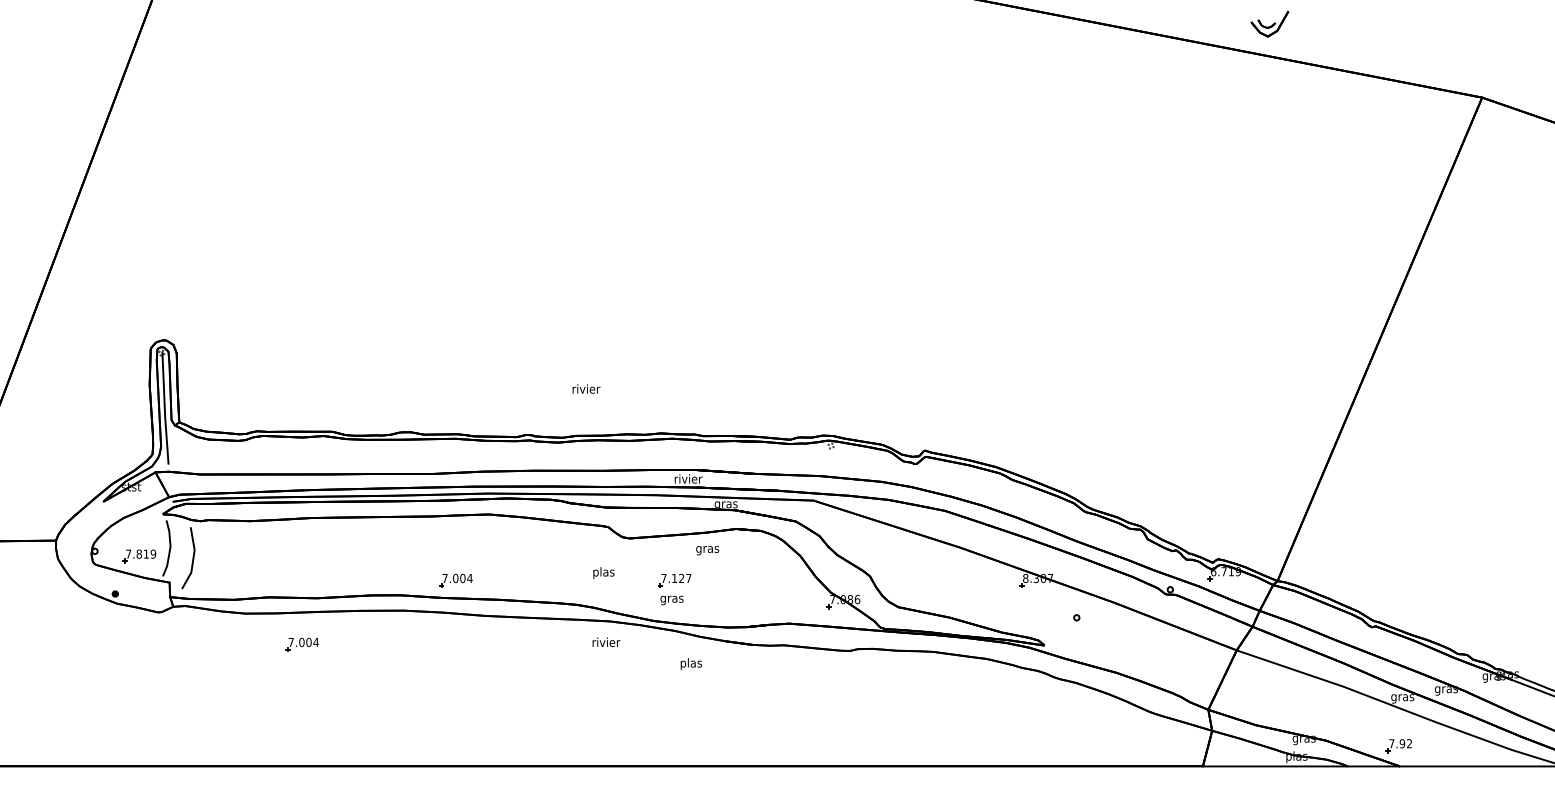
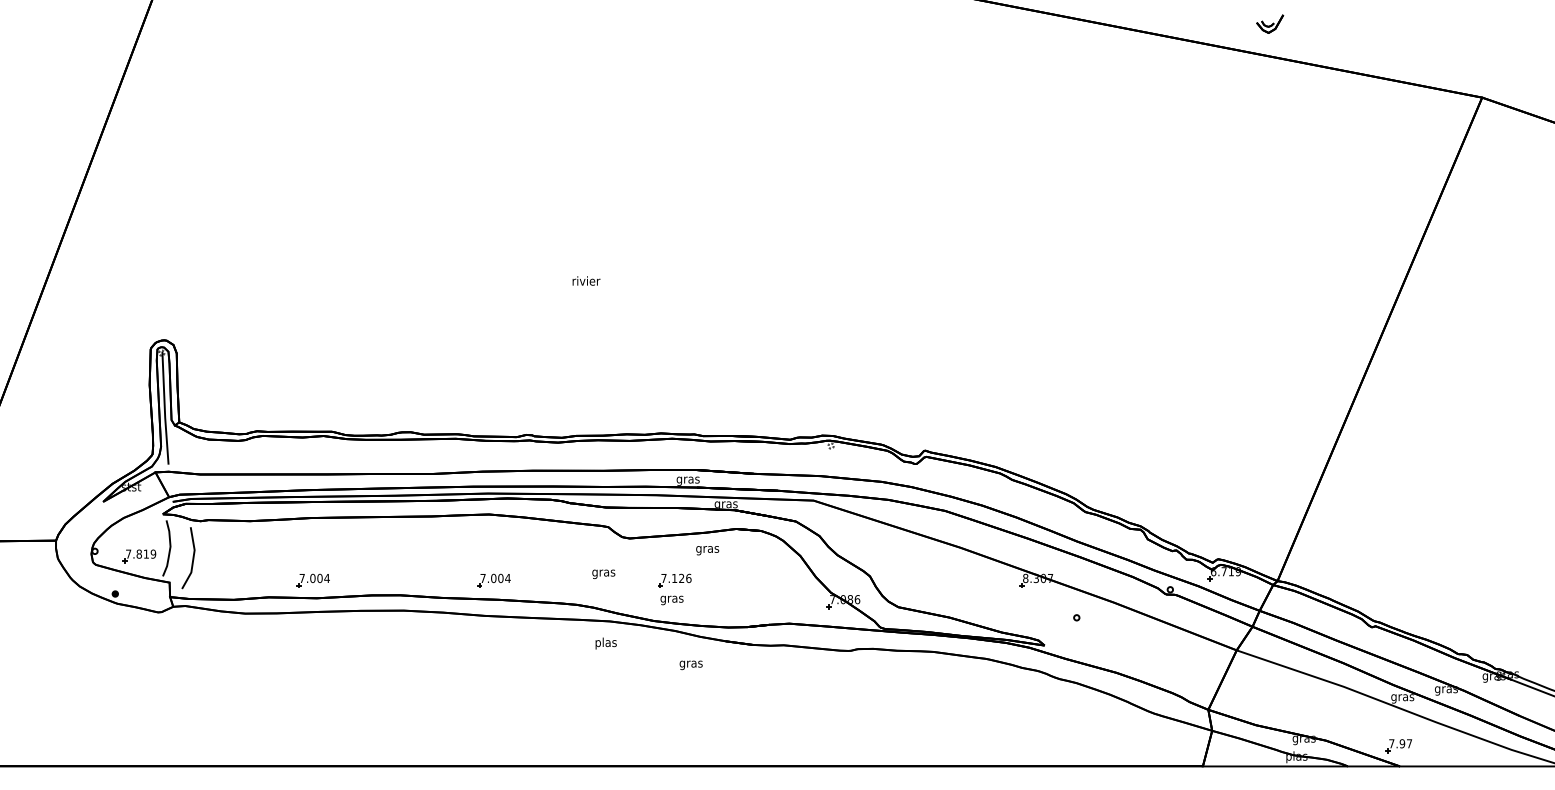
part size: 40x27 px -> 29x20 px (1270, 23)
text position: (586, 388) -> (586, 280) (586, 280)
text: rivier -> gras (688, 479)
text: plas -> gras (603, 572)
text: 7.127 -> 7.126 (688, 577)
part position: (455, 580) -> (493, 580) (493, 580)
text: rivier -> plas (606, 643)
part position: (301, 644) -> (312, 580) (312, 580)
text: plas -> gras (690, 664)
text: 7.92 -> 7.97 (1409, 743)
